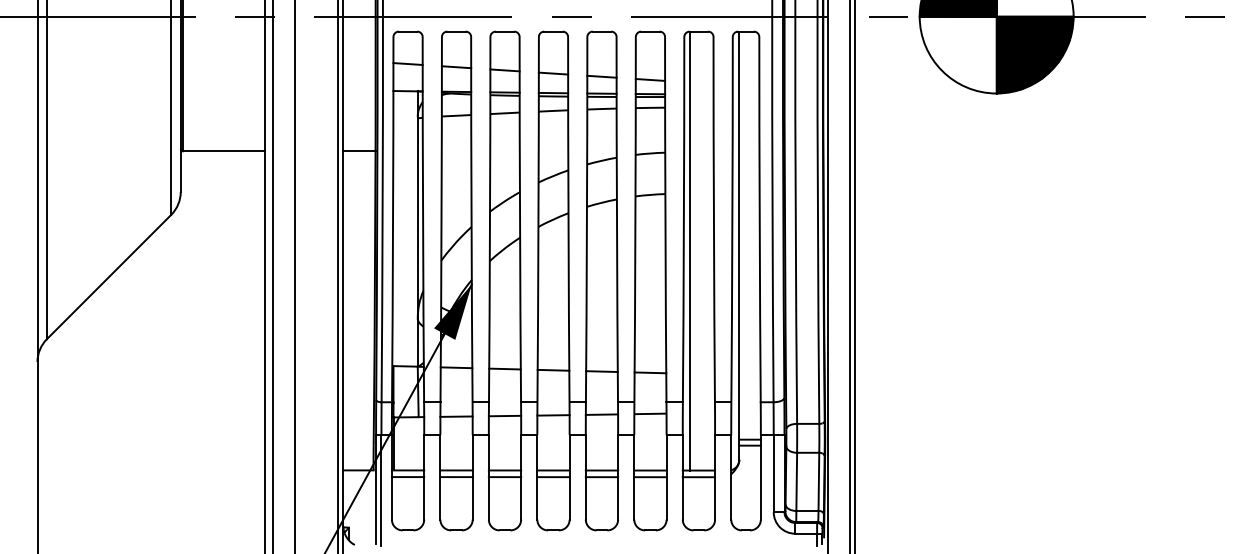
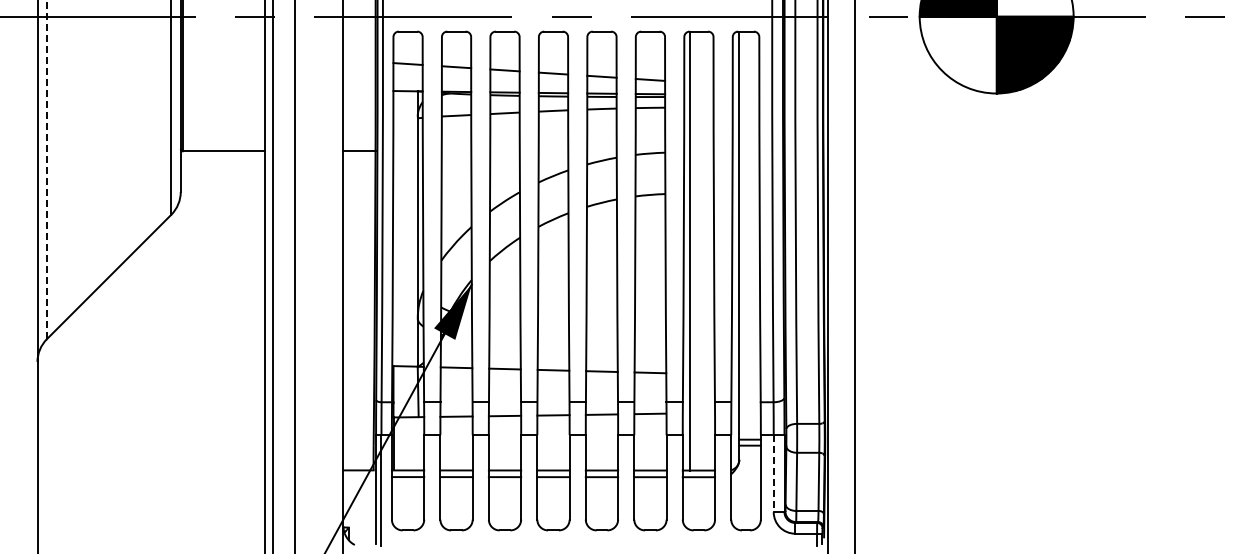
line: solid -> dashed (46, 170)
line: present -> none (338, 276)
line: present -> none (849, 276)
line: solid -> dashed (773, 473)
